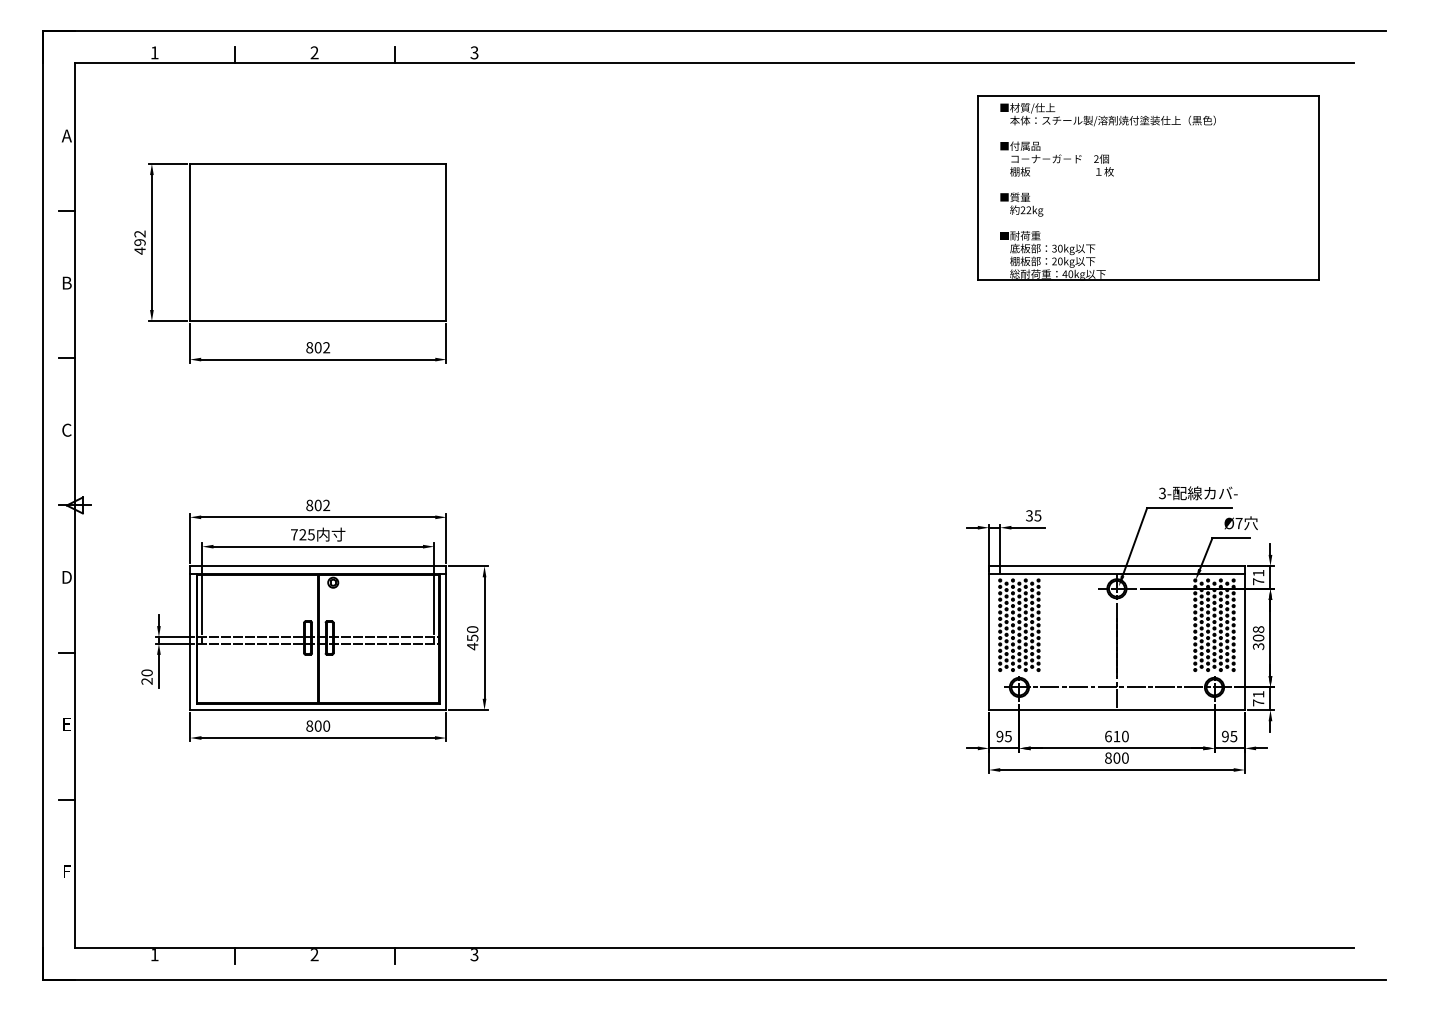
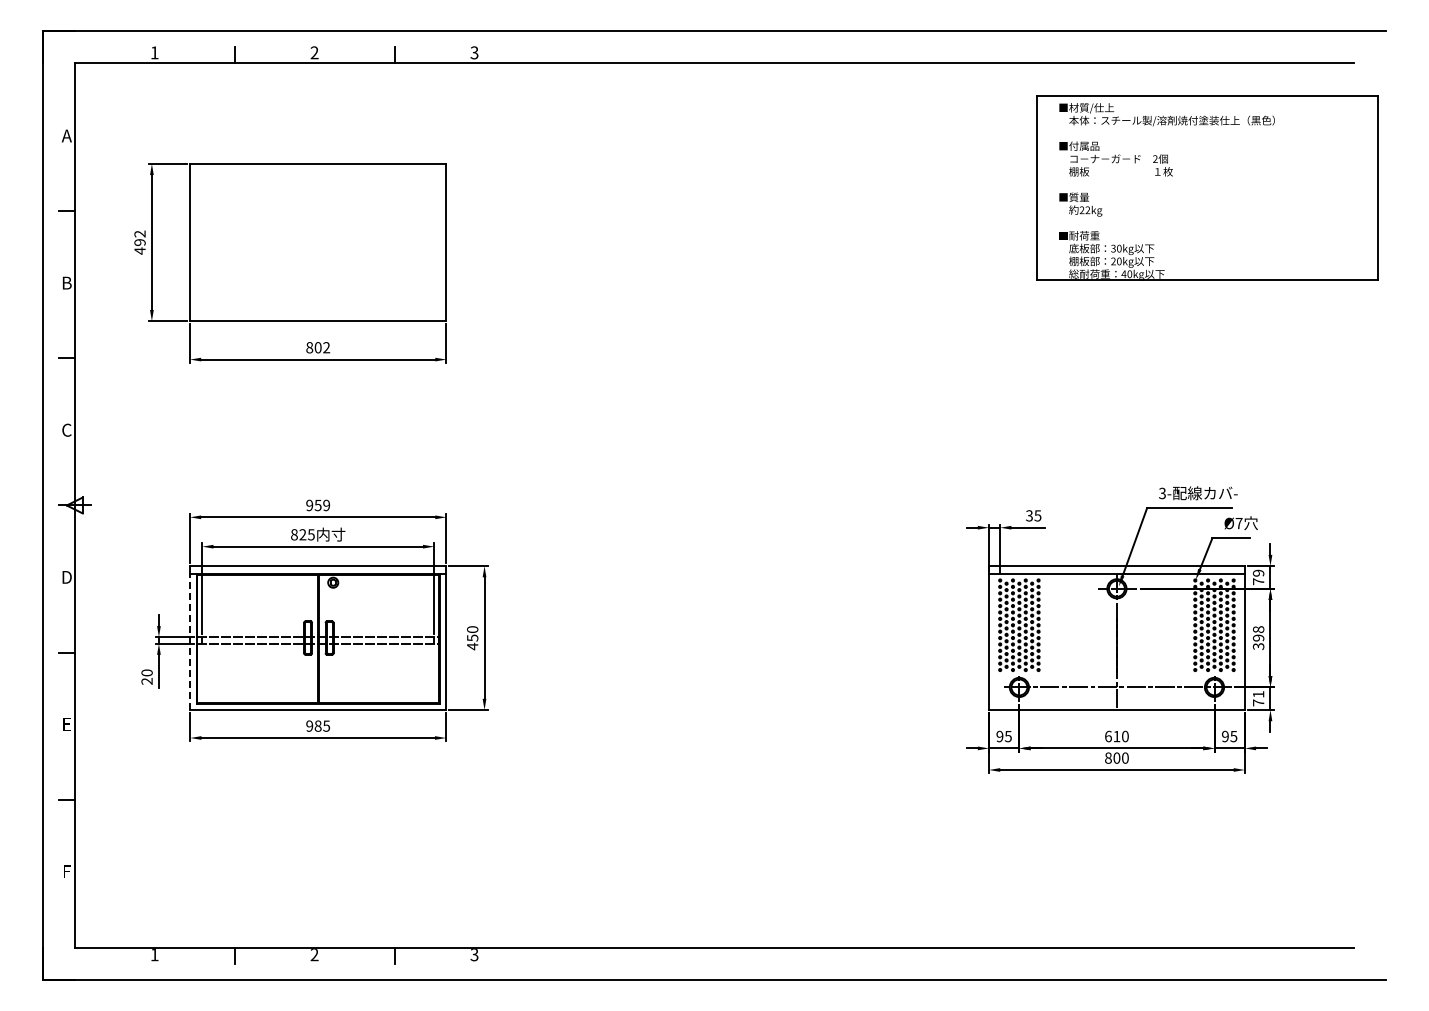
part position: (1148, 187) -> (1207, 187) (1207, 187)
text: 802 -> 959 (318, 505)
text: 725 -> 825 (294, 534)
text: 71 -> 79 (1258, 572)
text: 308 -> 398 (1258, 637)
line: solid -> dashed (190, 642)
text: 800 -> 985 (318, 725)
